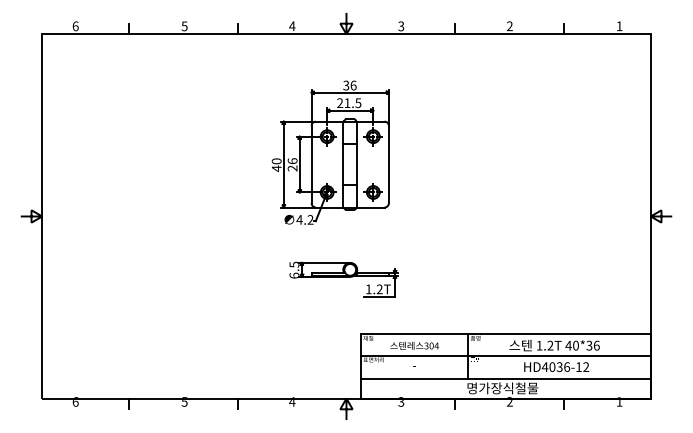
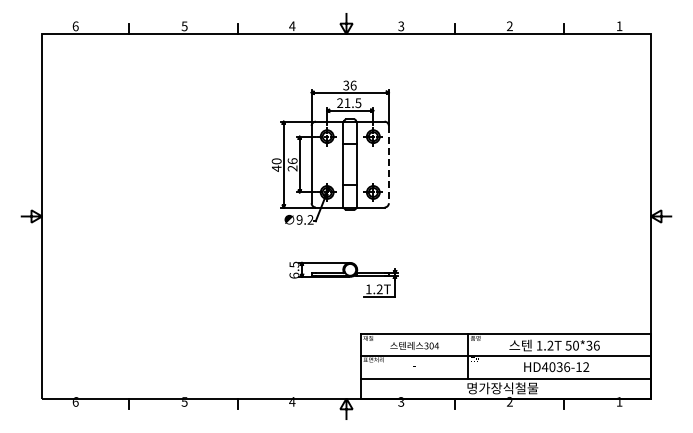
line: solid -> dashed (388, 164)
text: 4.2 -> 9.2 (299, 219)
text: 40*36 -> 50*36 (568, 345)
